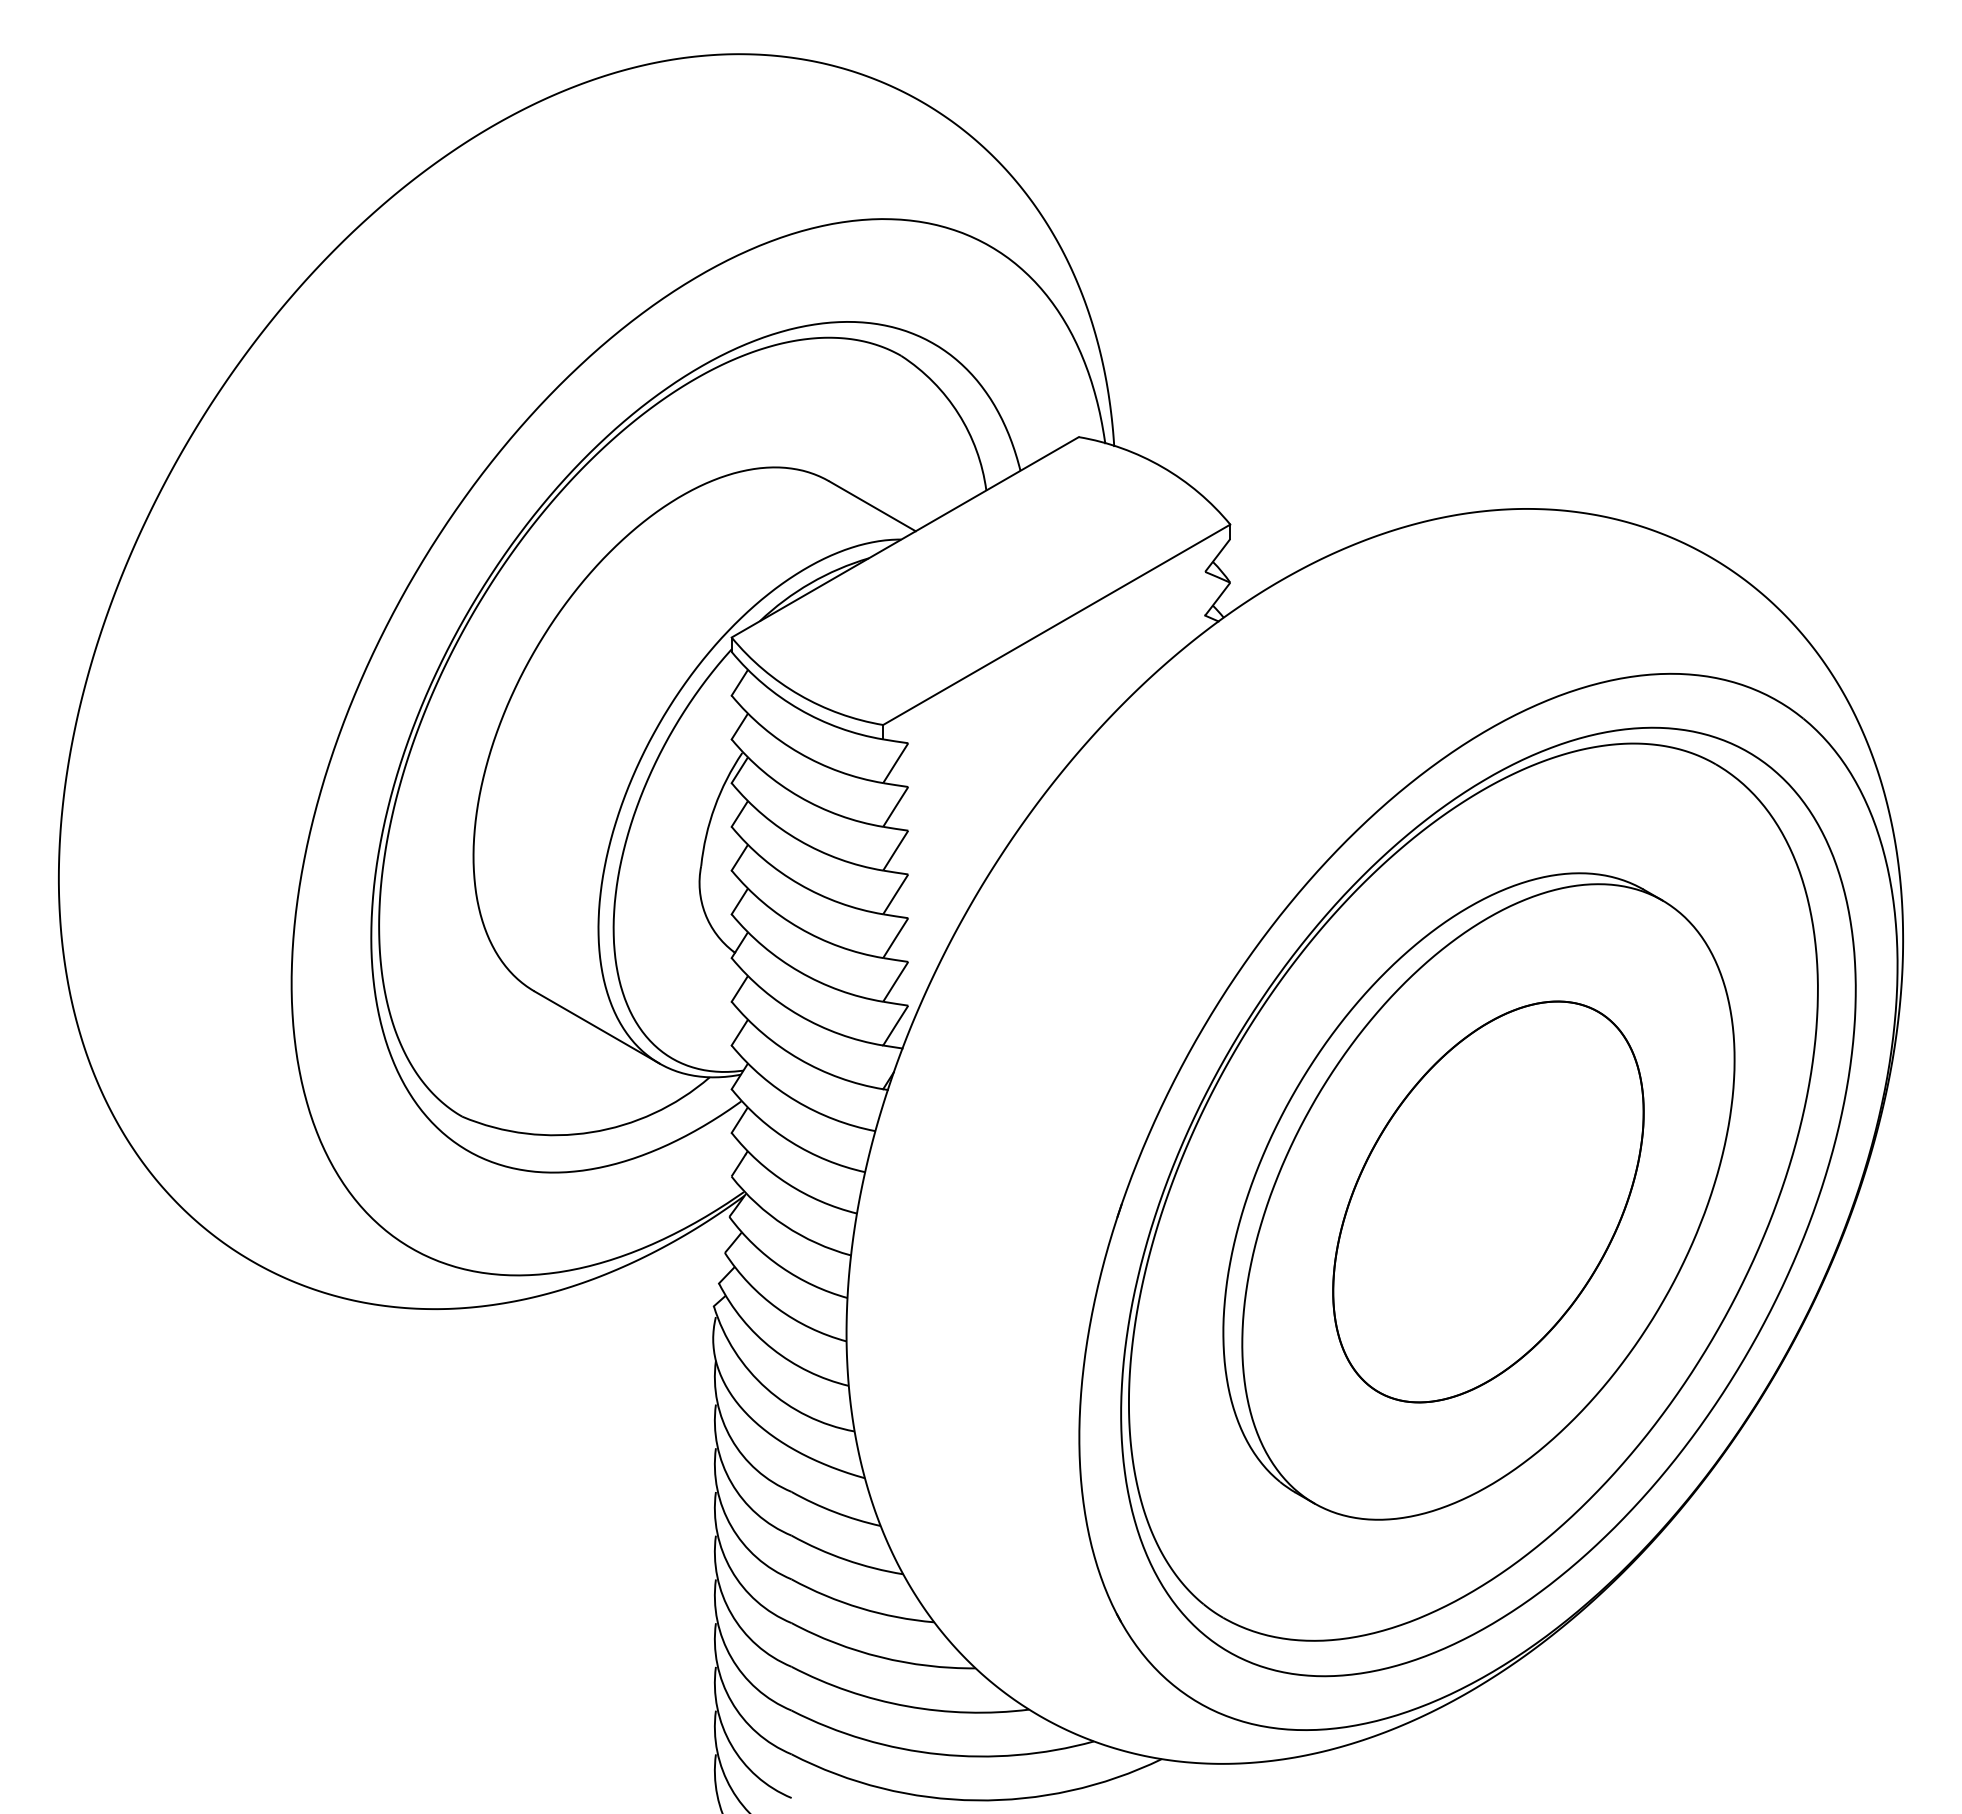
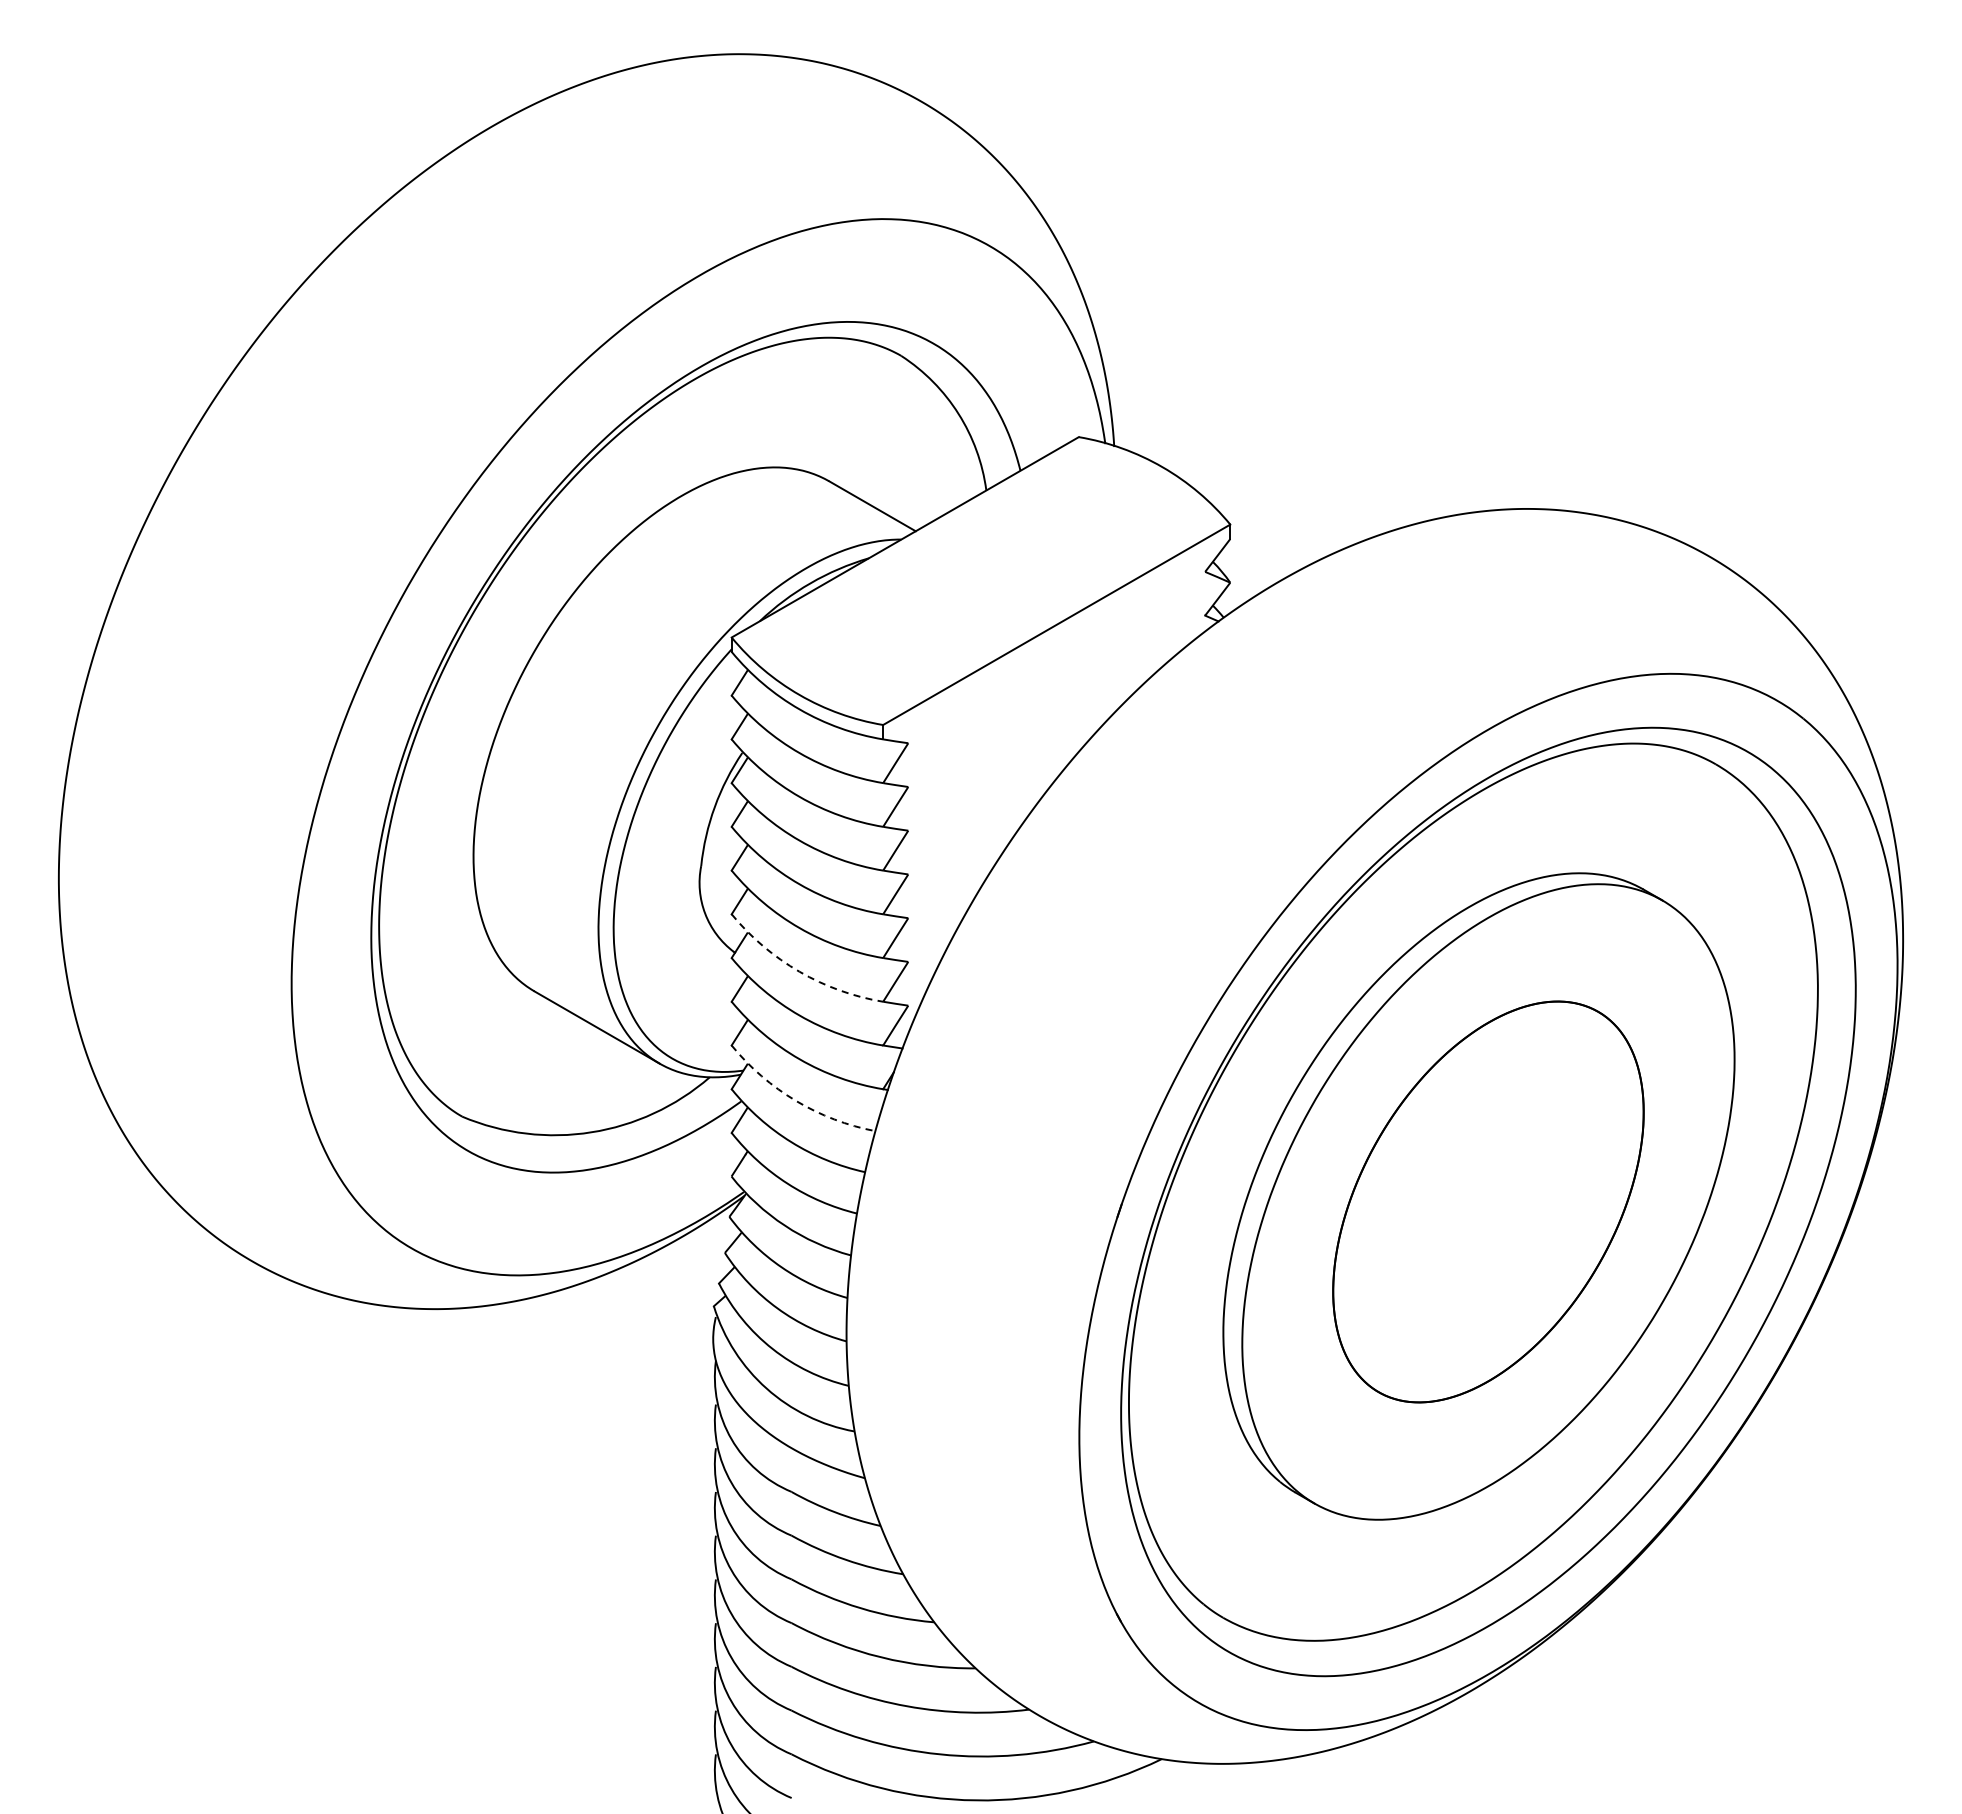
arc: solid -> dashed (799, 971)
arc: solid -> dashed (796, 1100)
